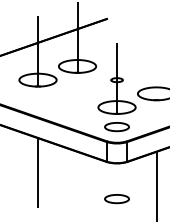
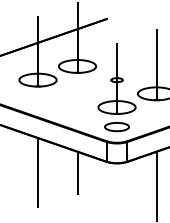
line: none -> present (156, 64)
line: none -> present (77, 172)
part: present -> none (116, 199)
